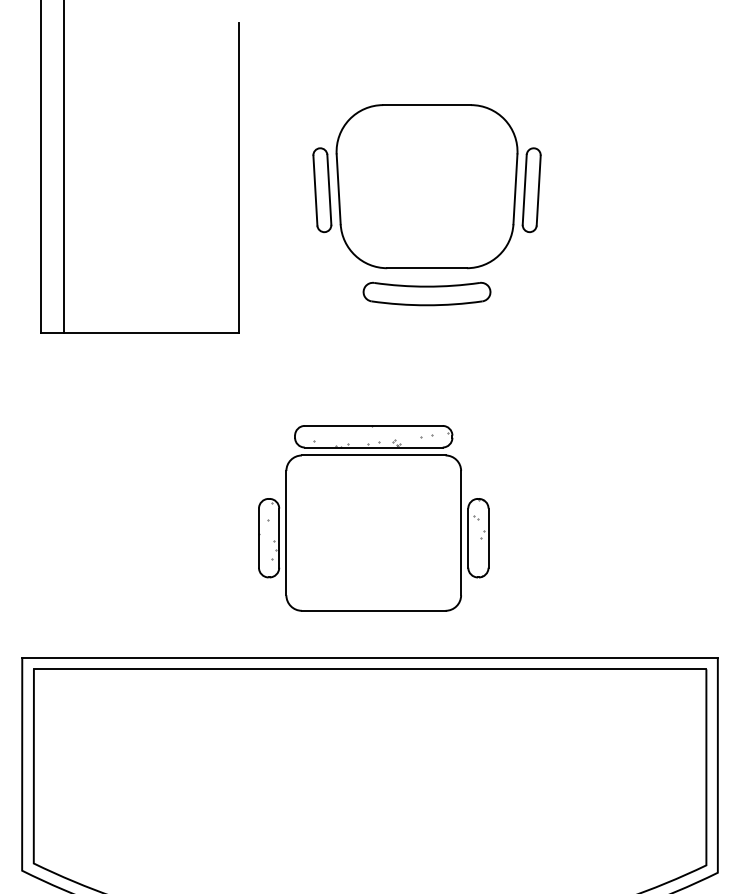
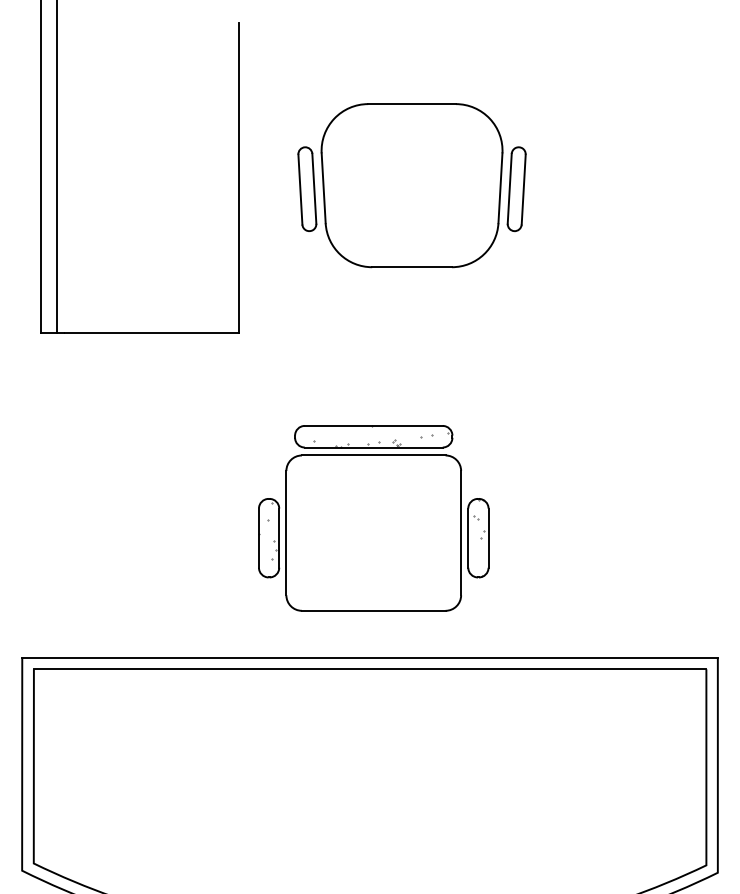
line position: (64, 167) -> (57, 167) (57, 167)
part position: (426, 186) -> (411, 185) (411, 185)
part: present -> none (426, 293)
